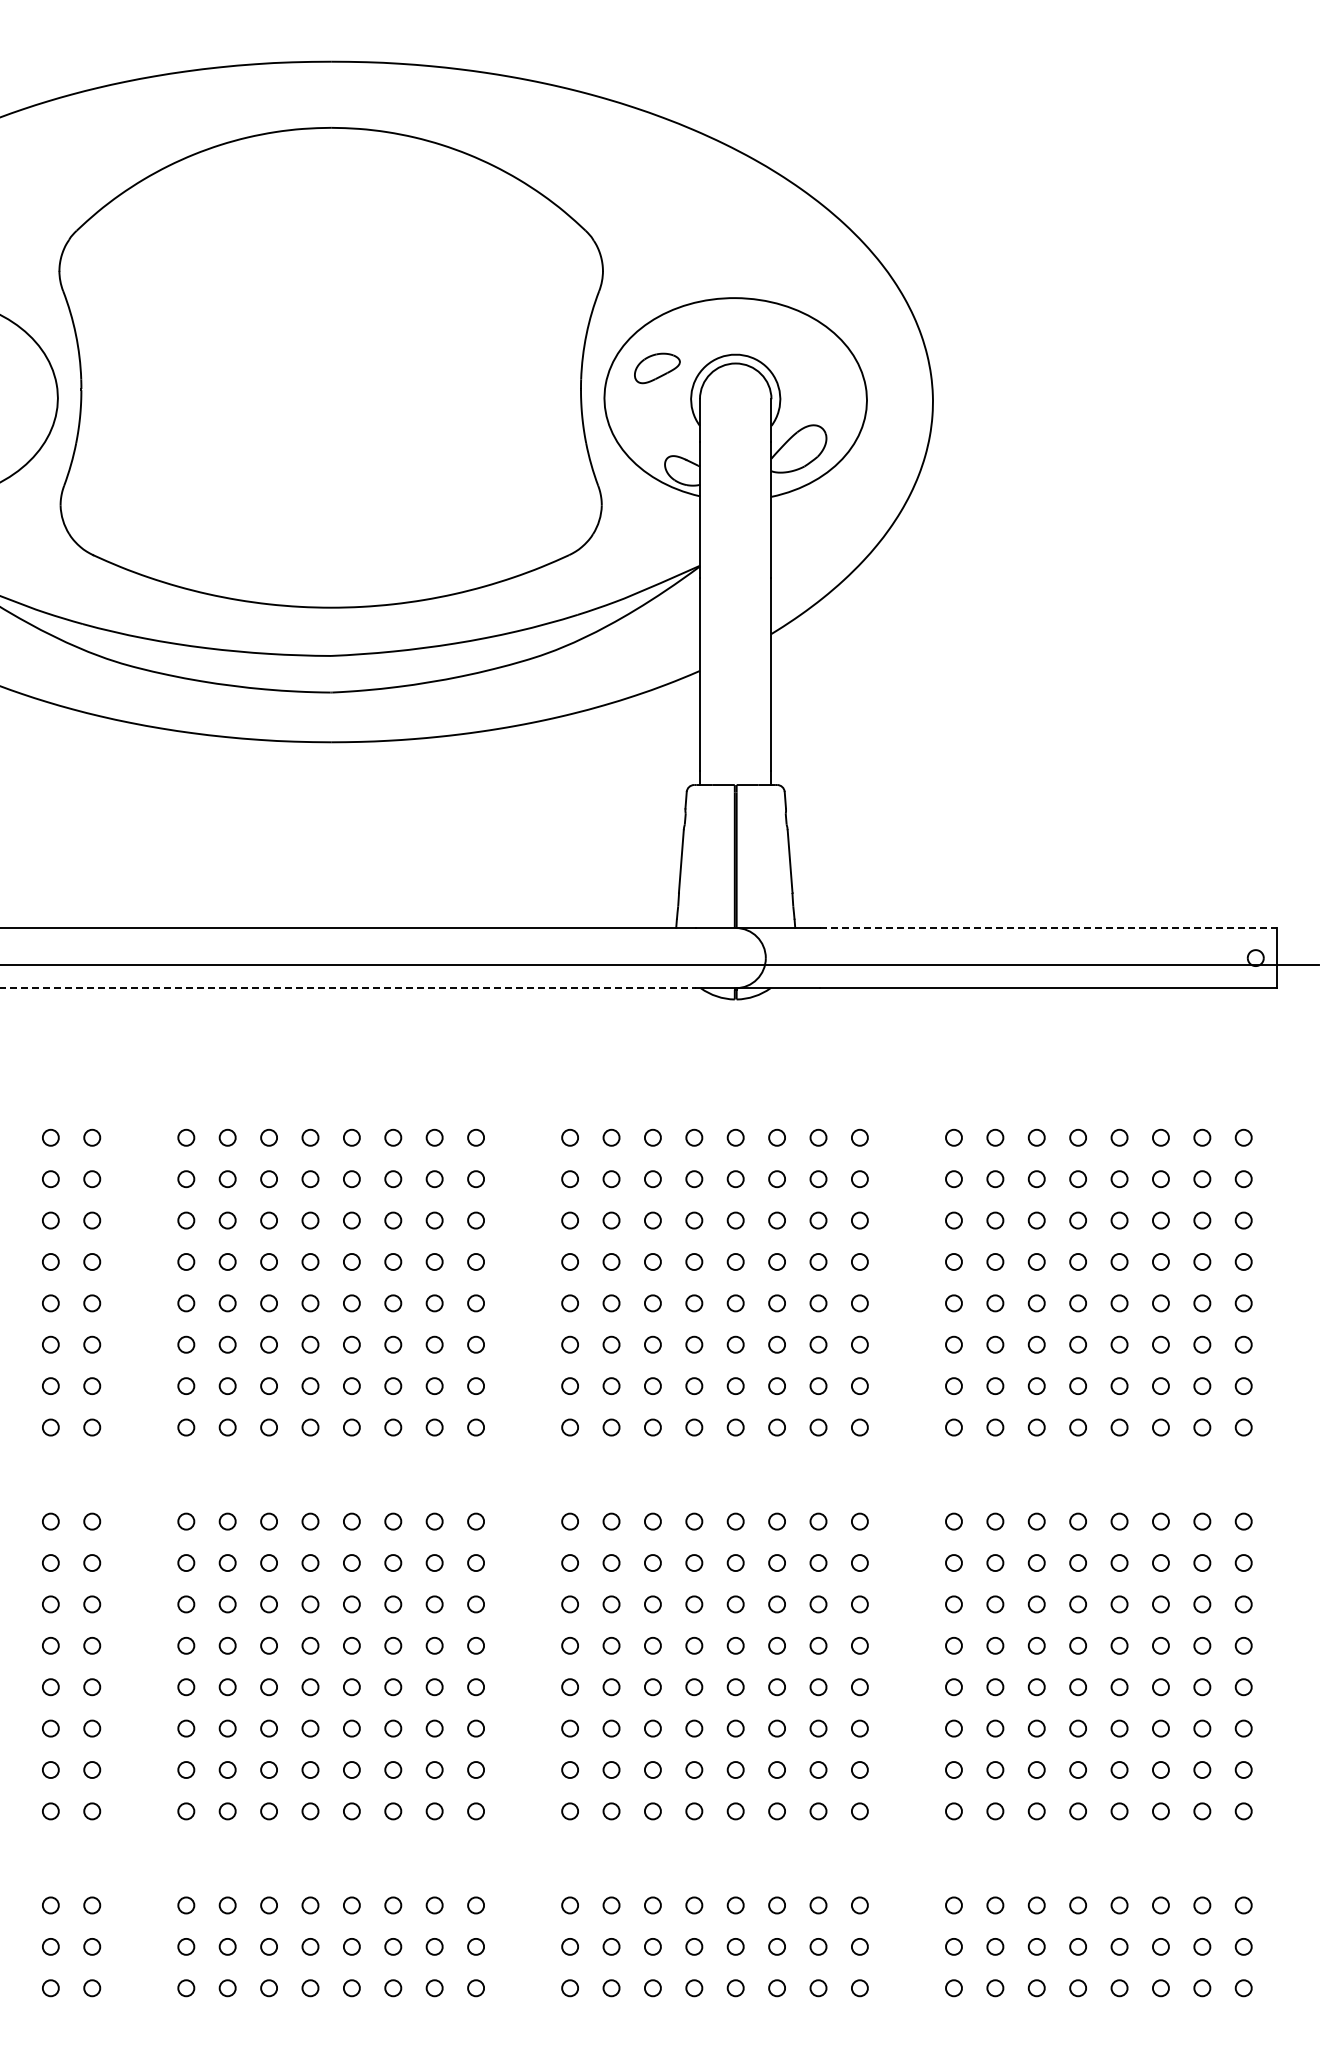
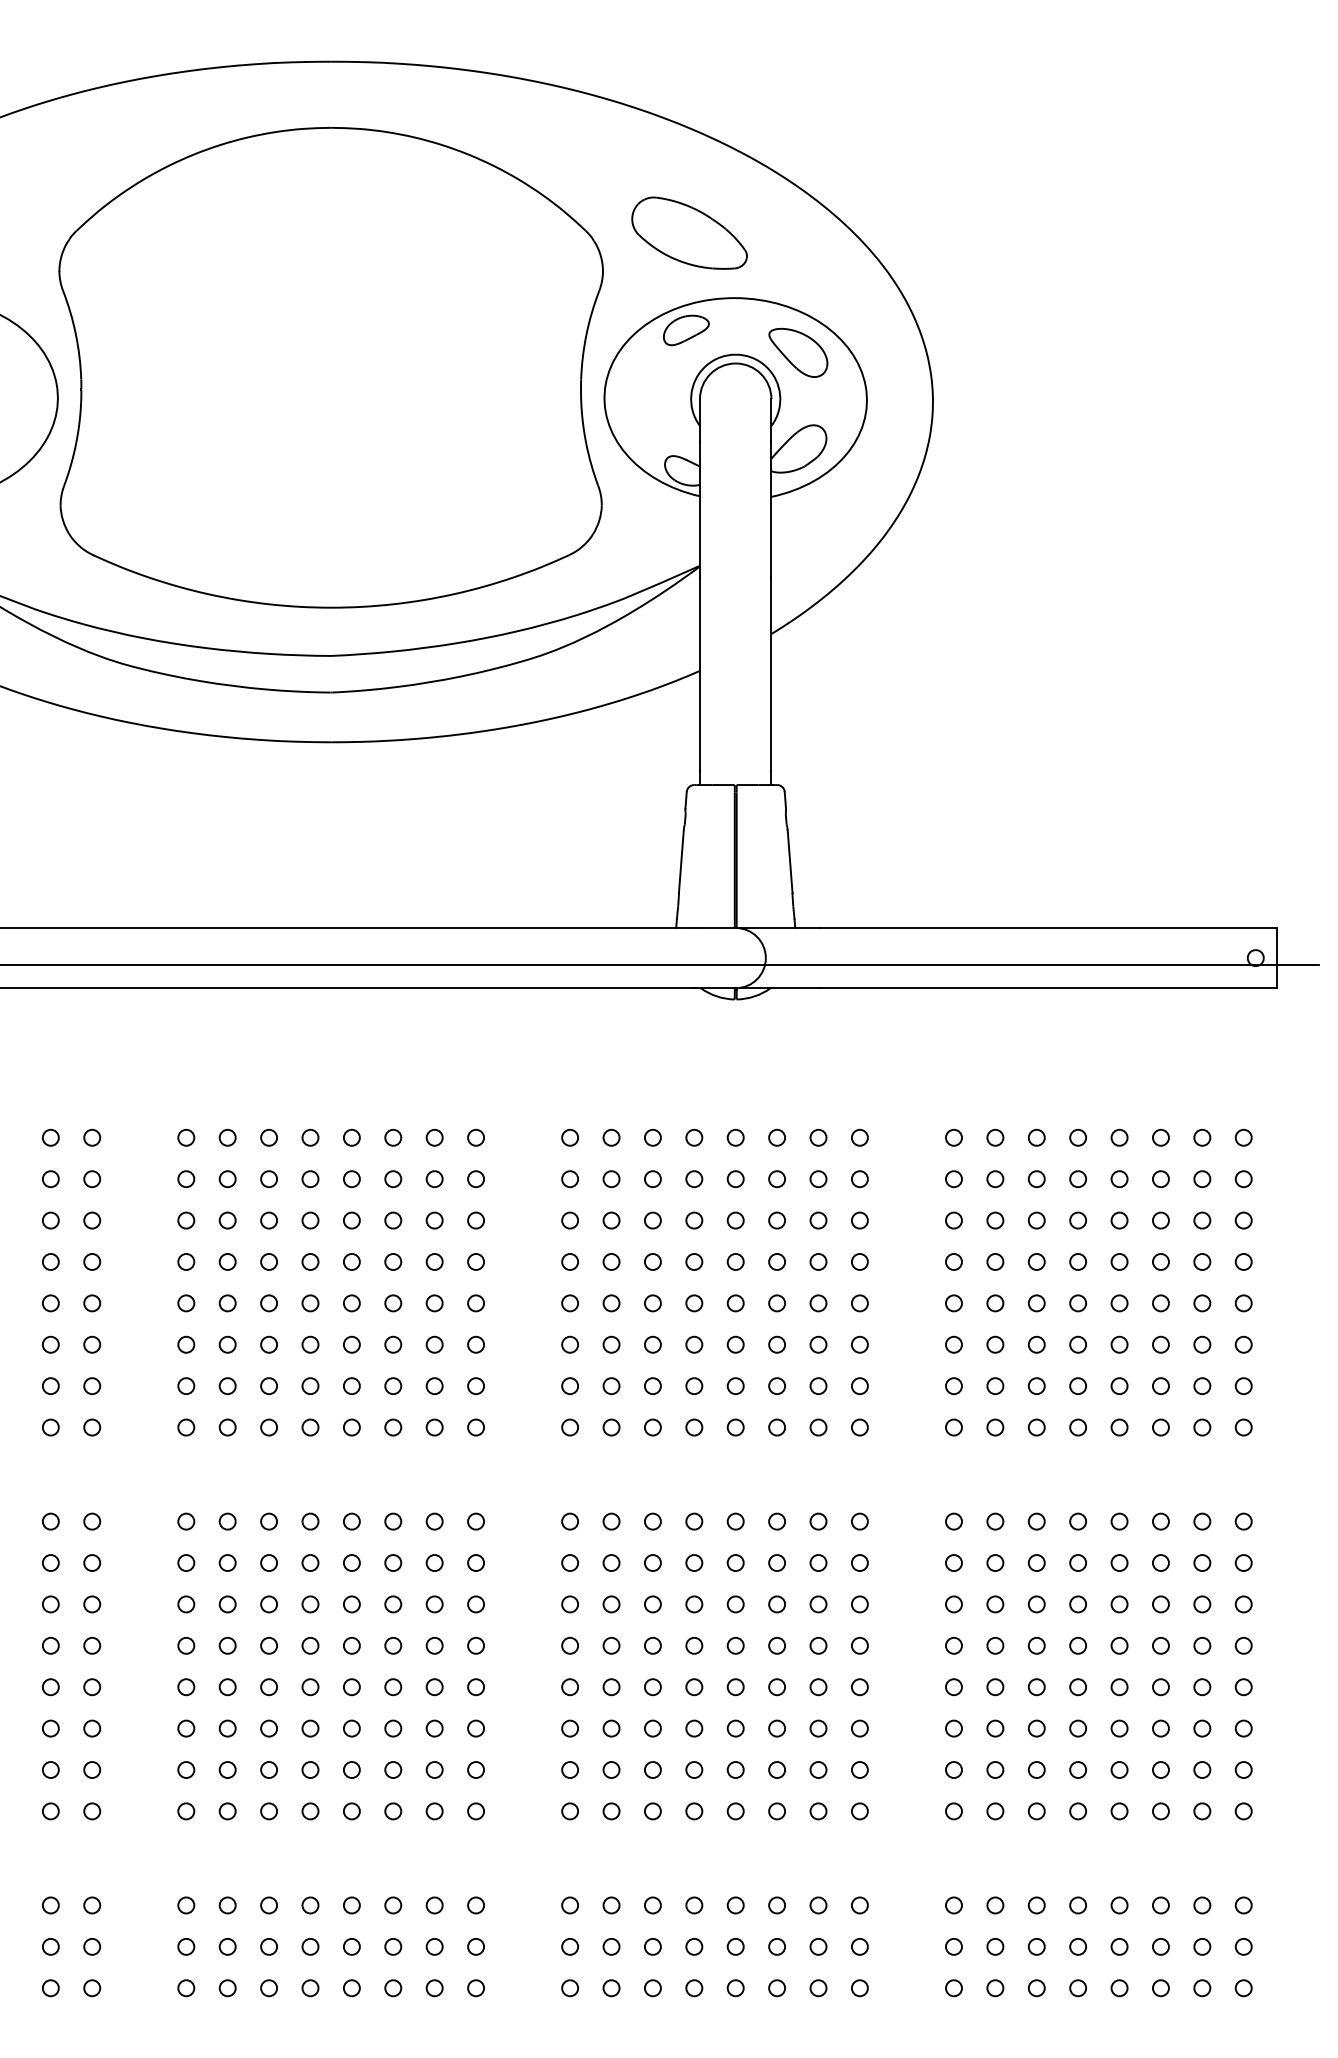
part: none -> present (689, 232)
part: none -> present (798, 352)
part position: (657, 368) -> (686, 330) (686, 330)
line: dashed -> solid (1049, 928)
line: dashed -> solid (348, 988)
